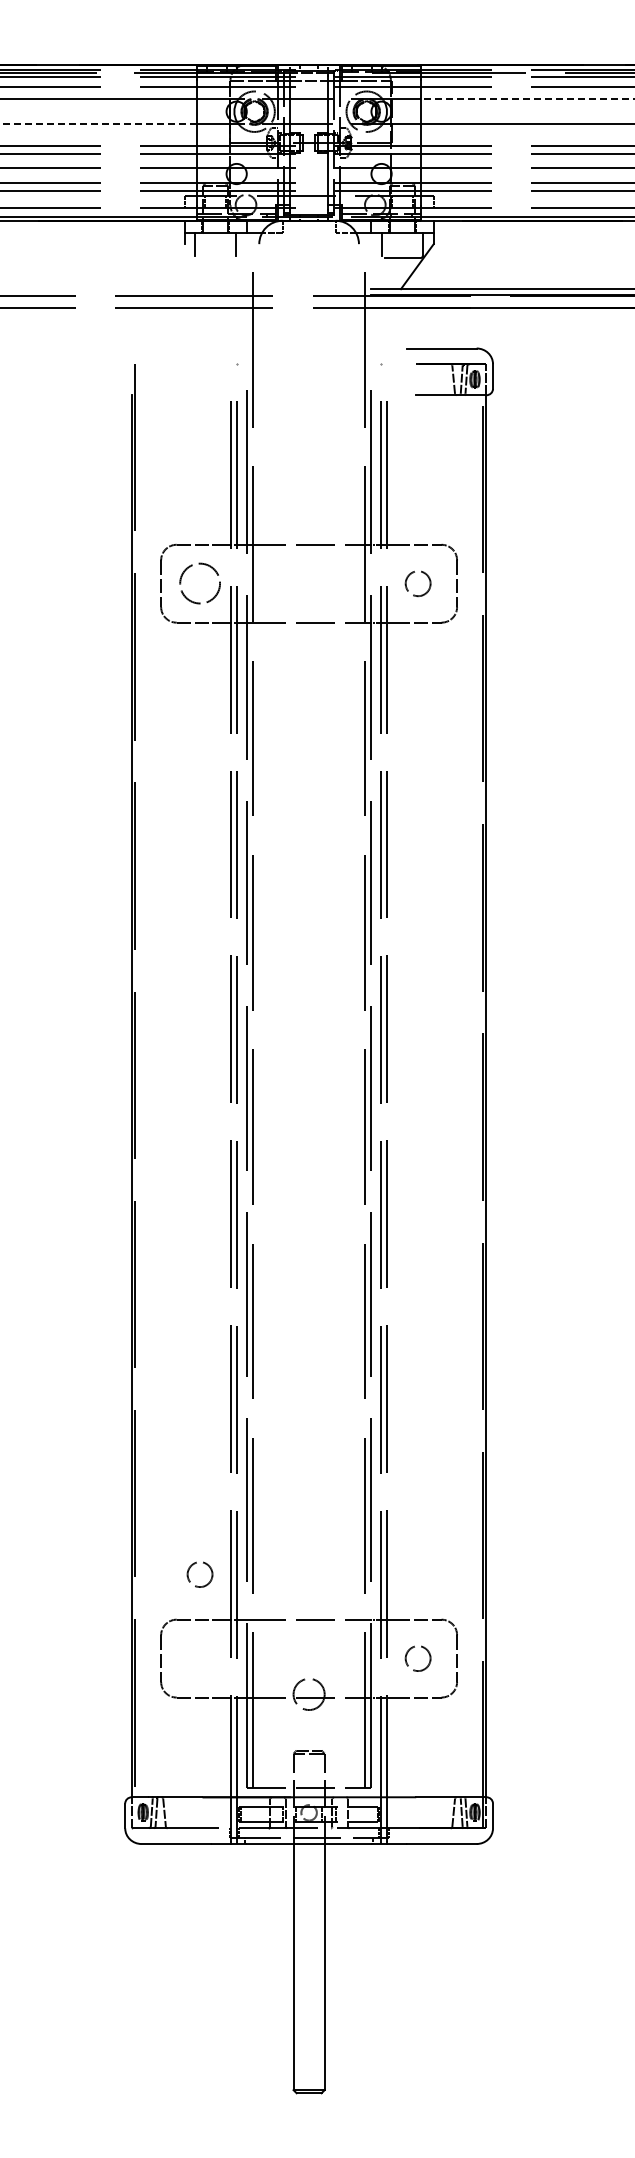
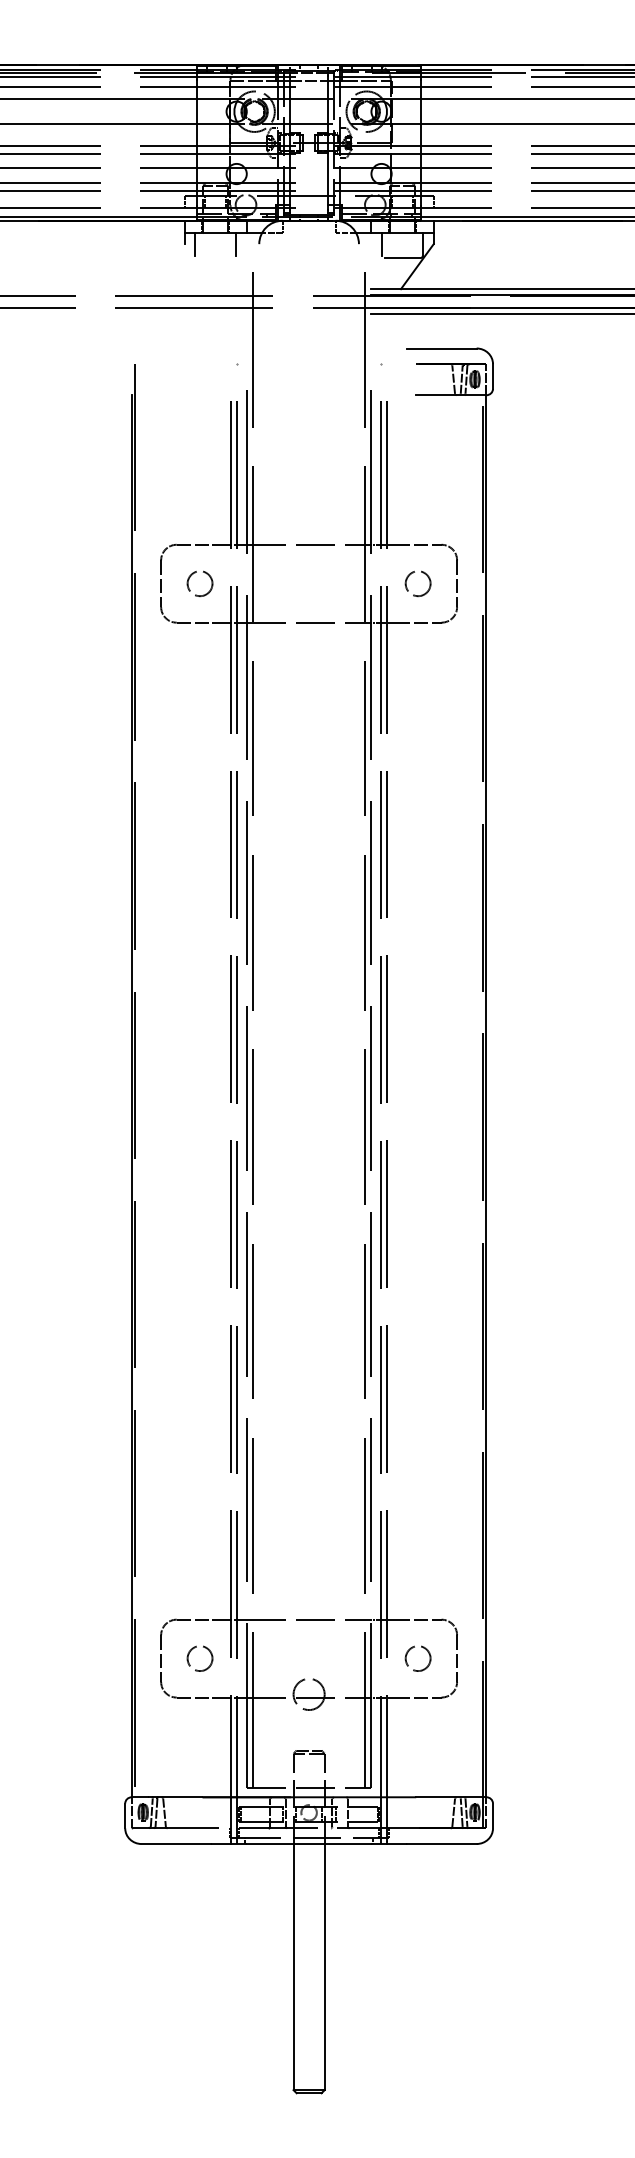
line: dashed -> solid (527, 98)
line: dashed -> solid (98, 124)
line: none -> present (501, 314)
circle size: 42x43 px -> 28x28 px (199, 583)
circle position: (199, 1574) -> (199, 1658) (199, 1658)
